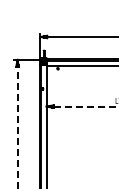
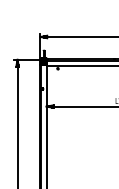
line: dashed -> solid (86, 106)
line: dashed -> solid (17, 127)
